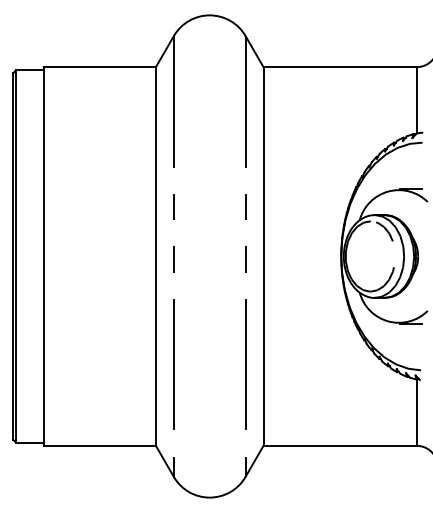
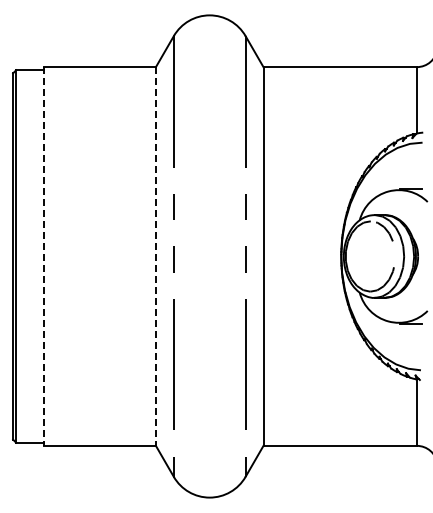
line: solid -> dashed (44, 257)
line: solid -> dashed (155, 257)
